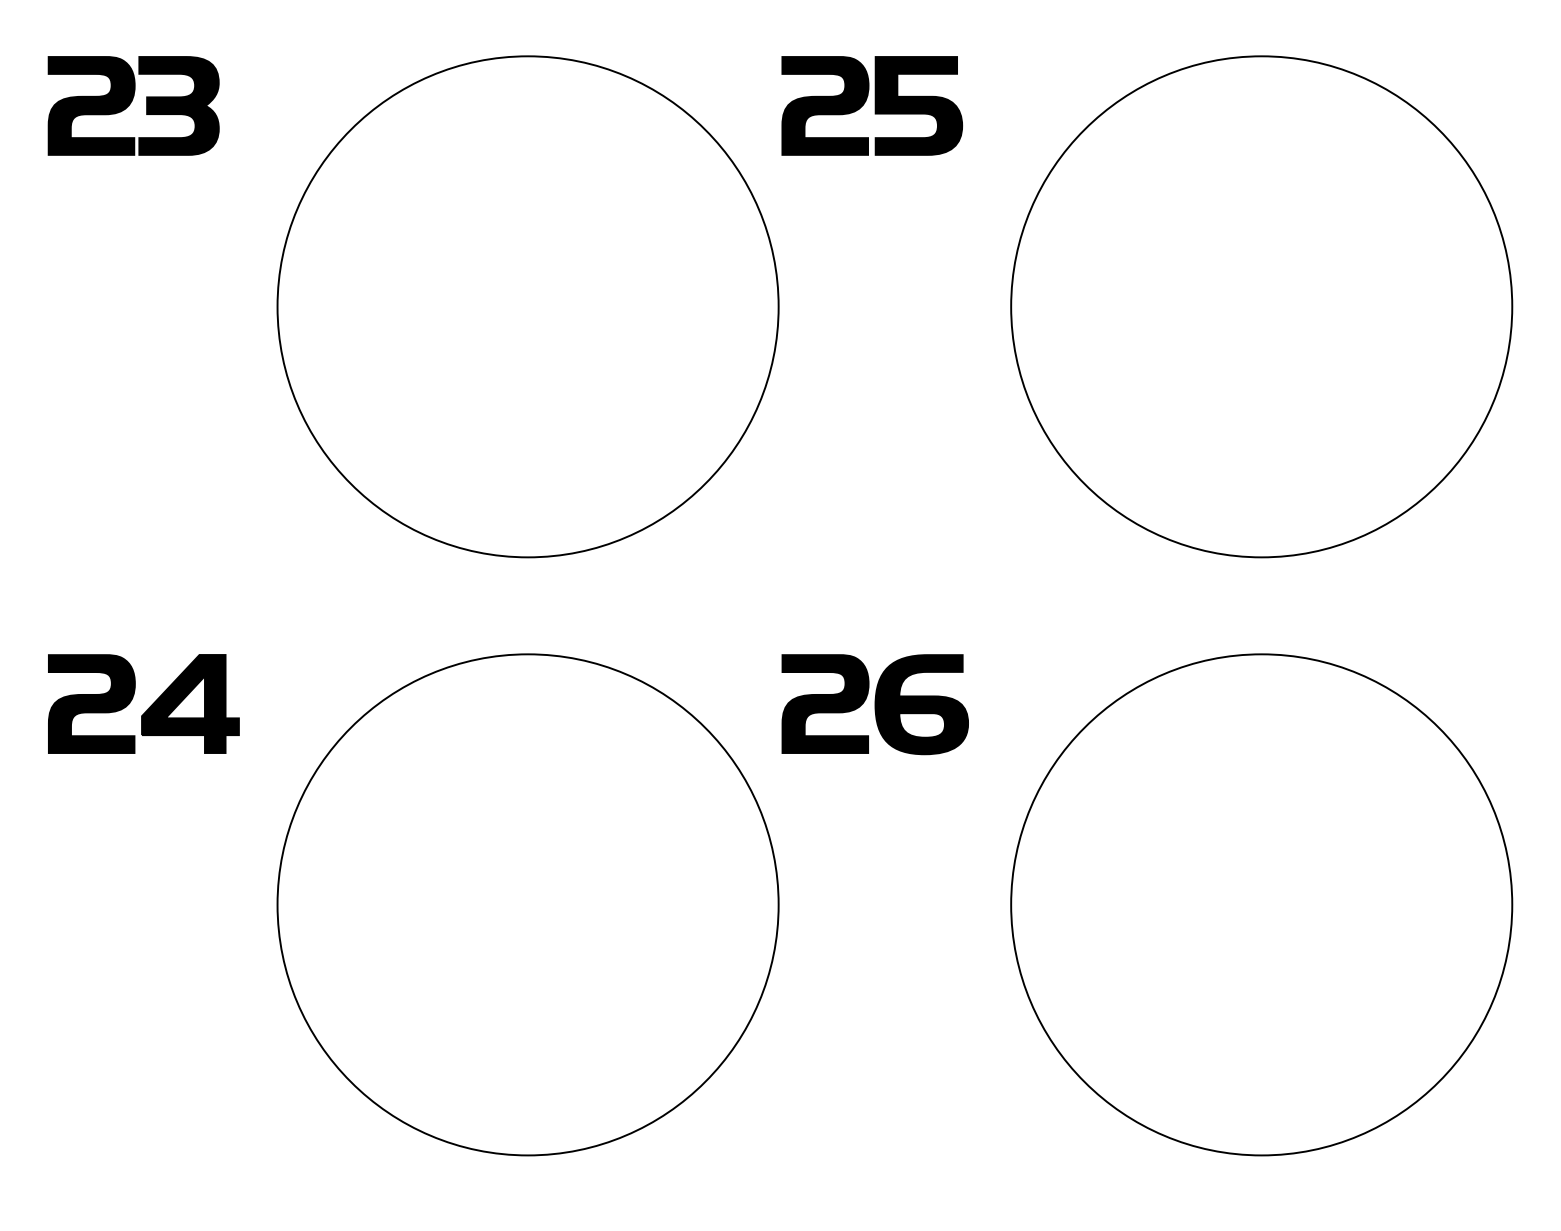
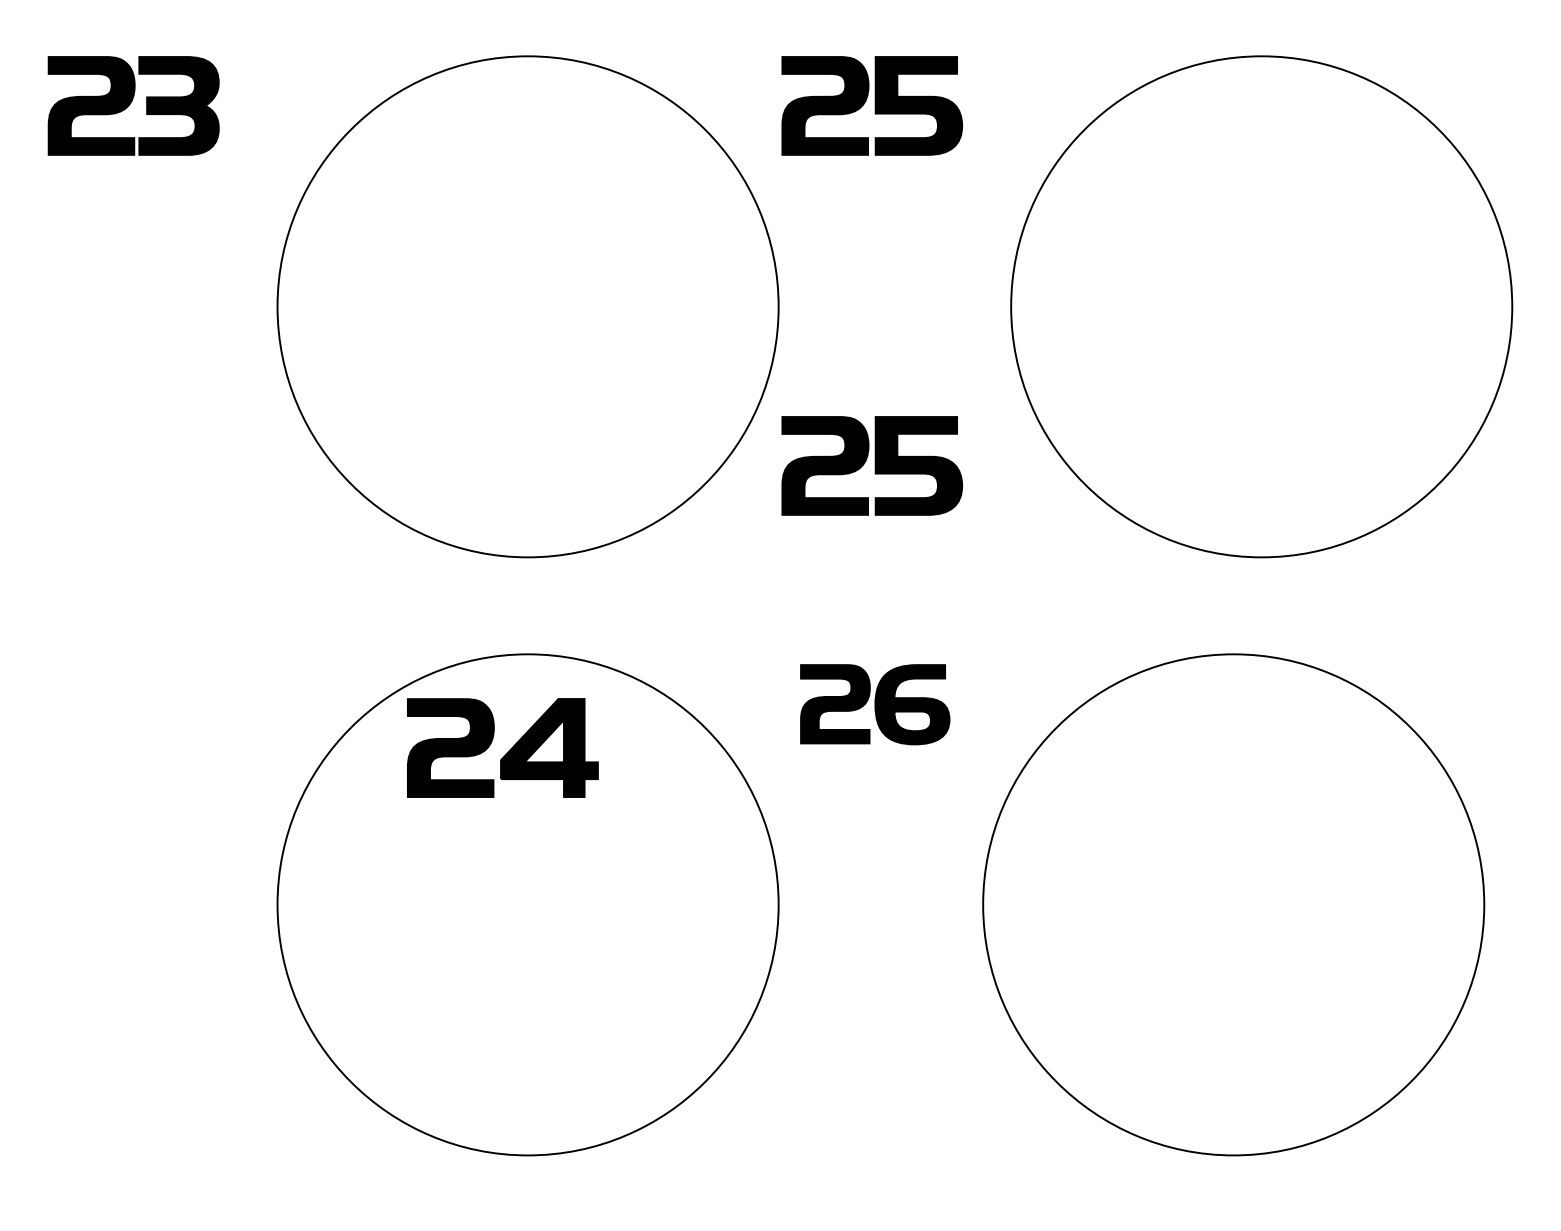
part: none -> present (871, 465)
part size: 188x102 px -> 151x82 px (875, 704)
part position: (148, 707) -> (507, 751) (507, 751)
part position: (1261, 904) -> (1233, 904) (1233, 904)
